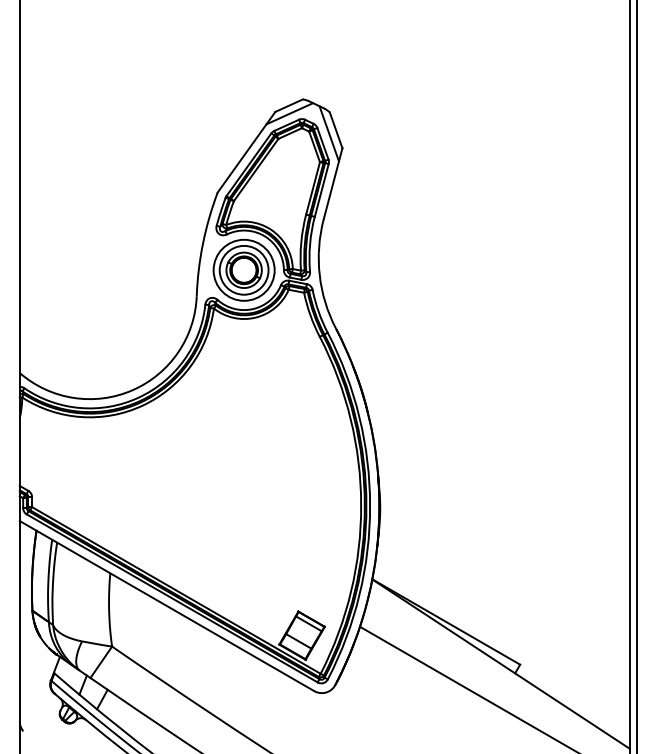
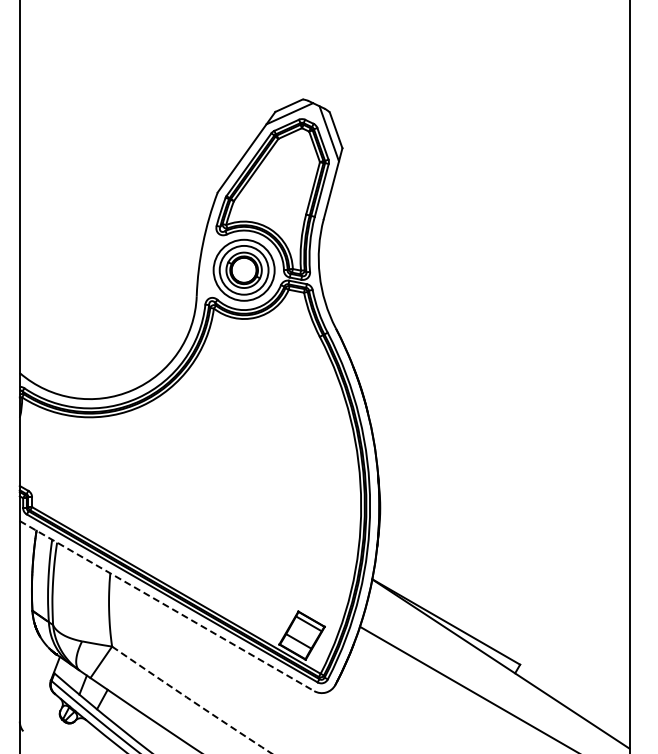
line: present -> none (637, 376)
line: solid -> dashed (167, 606)
arc: solid -> dashed (192, 700)
